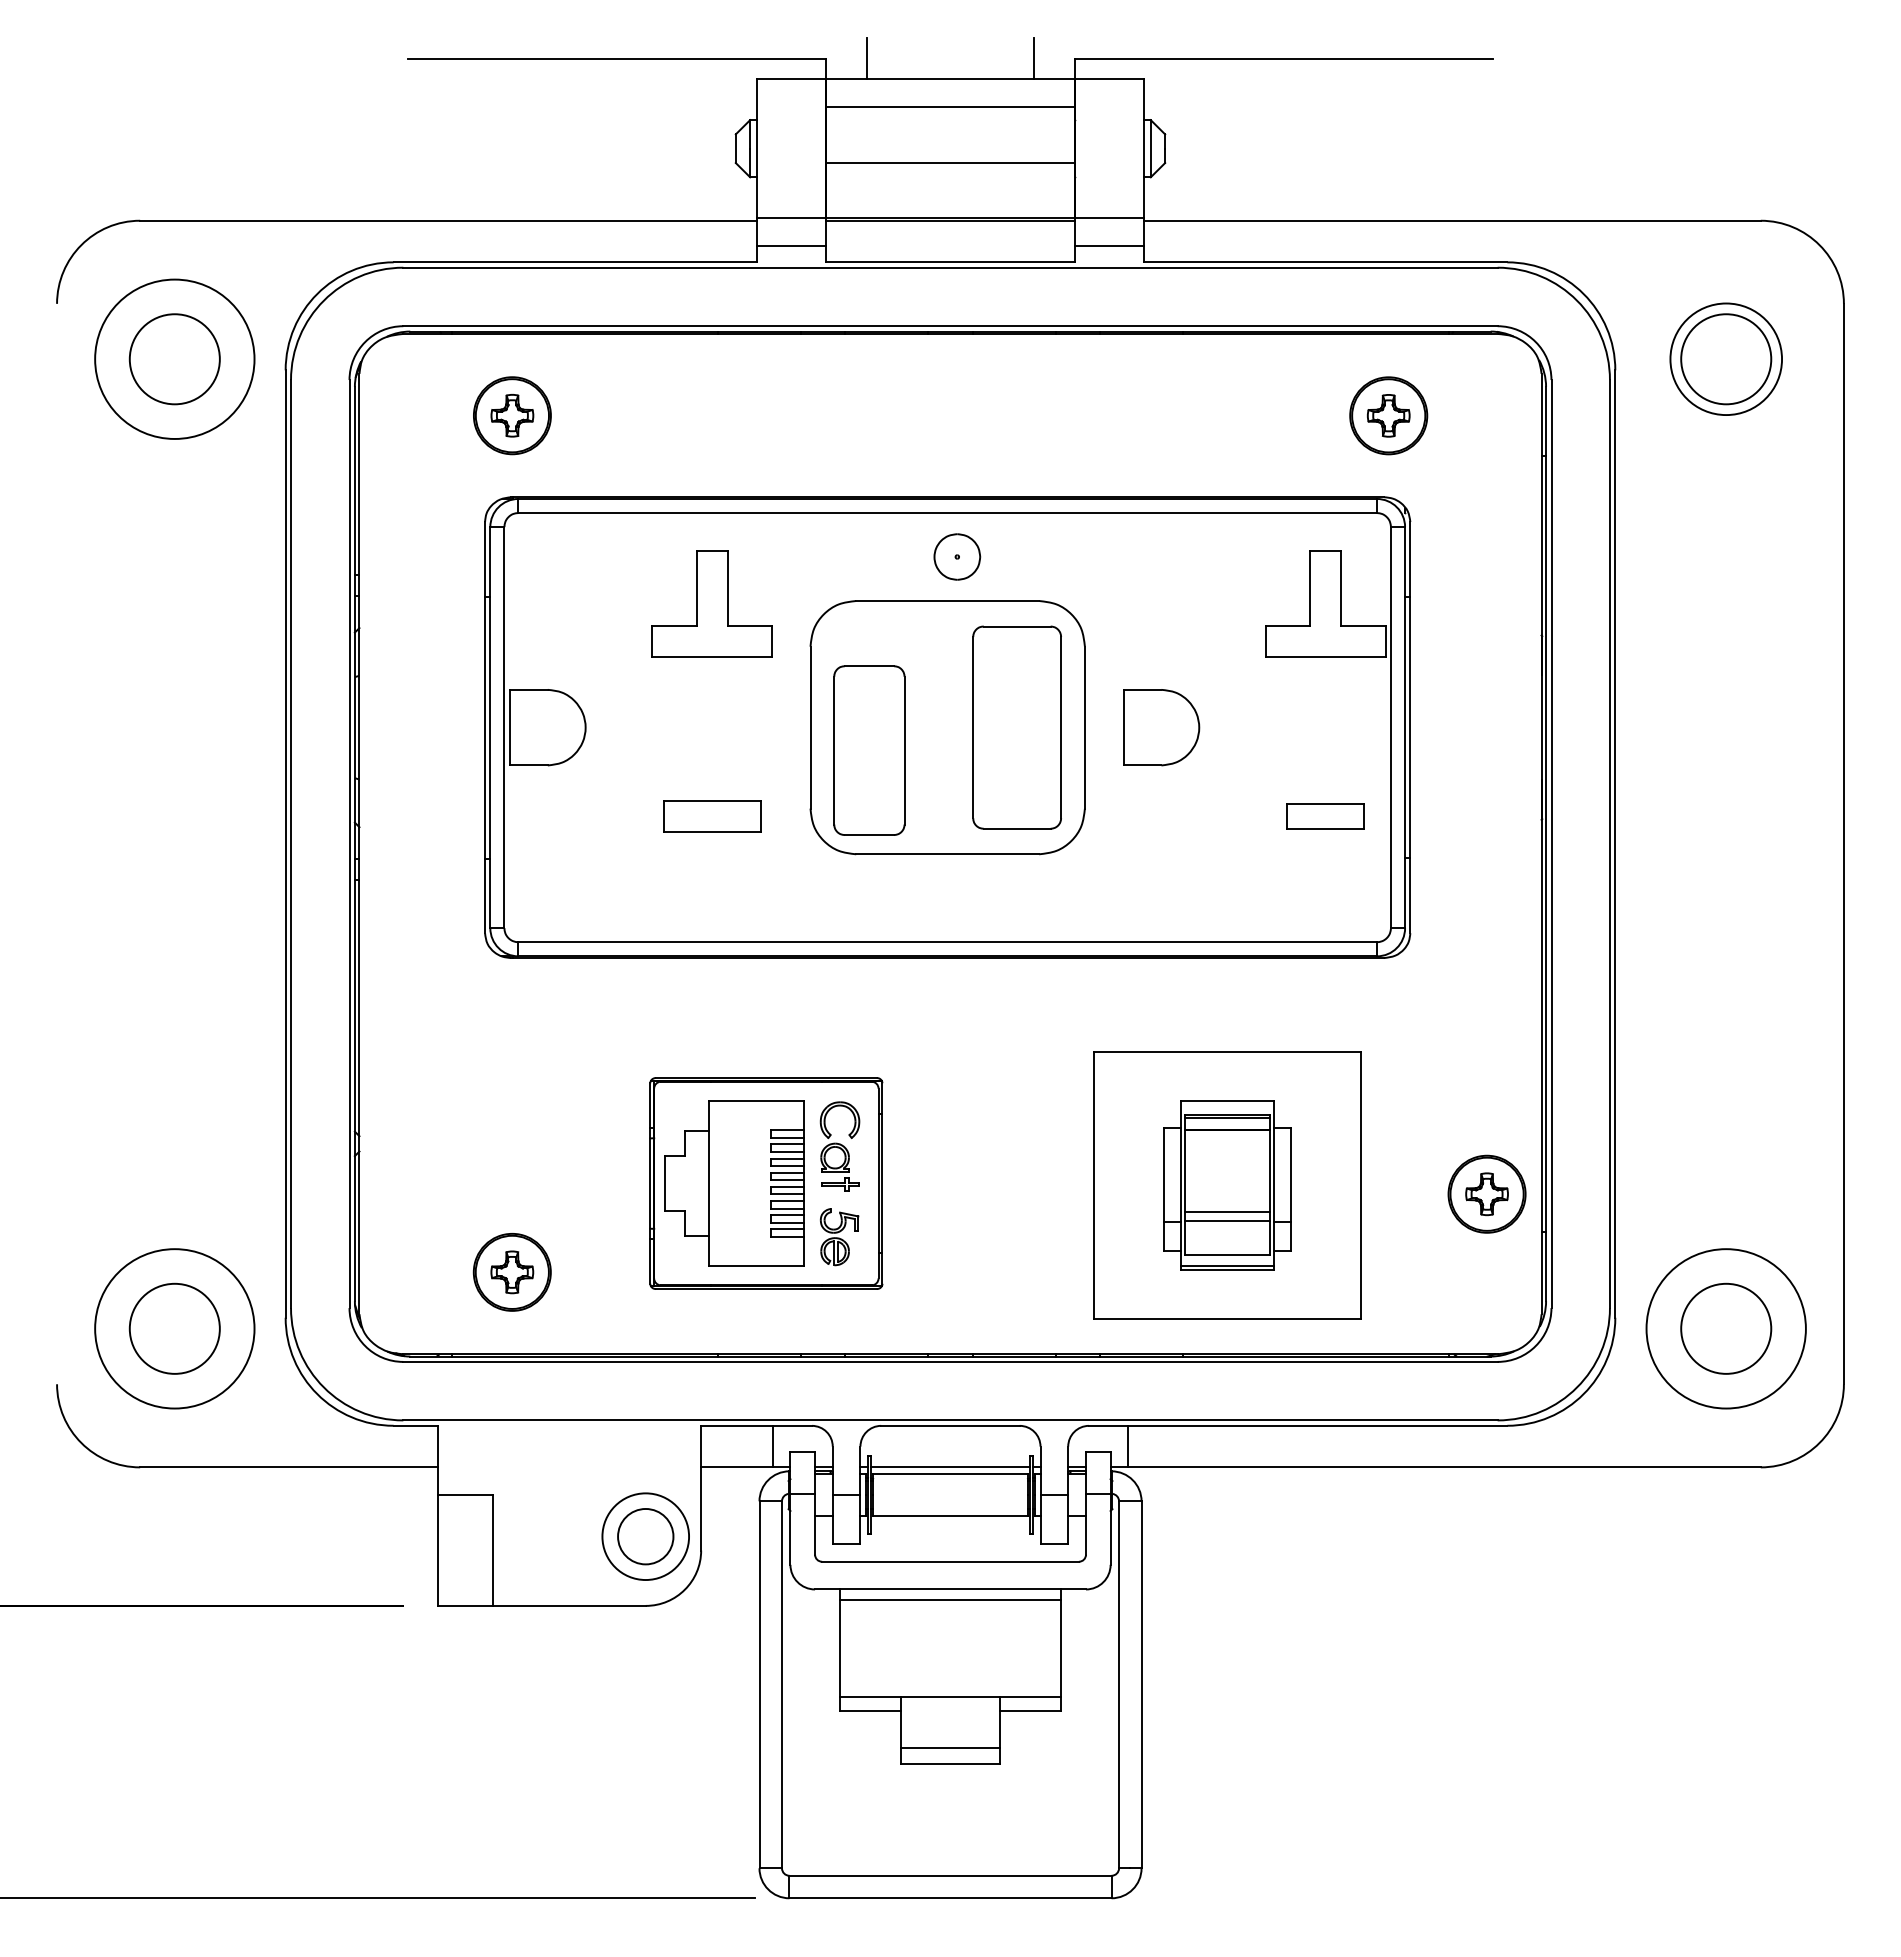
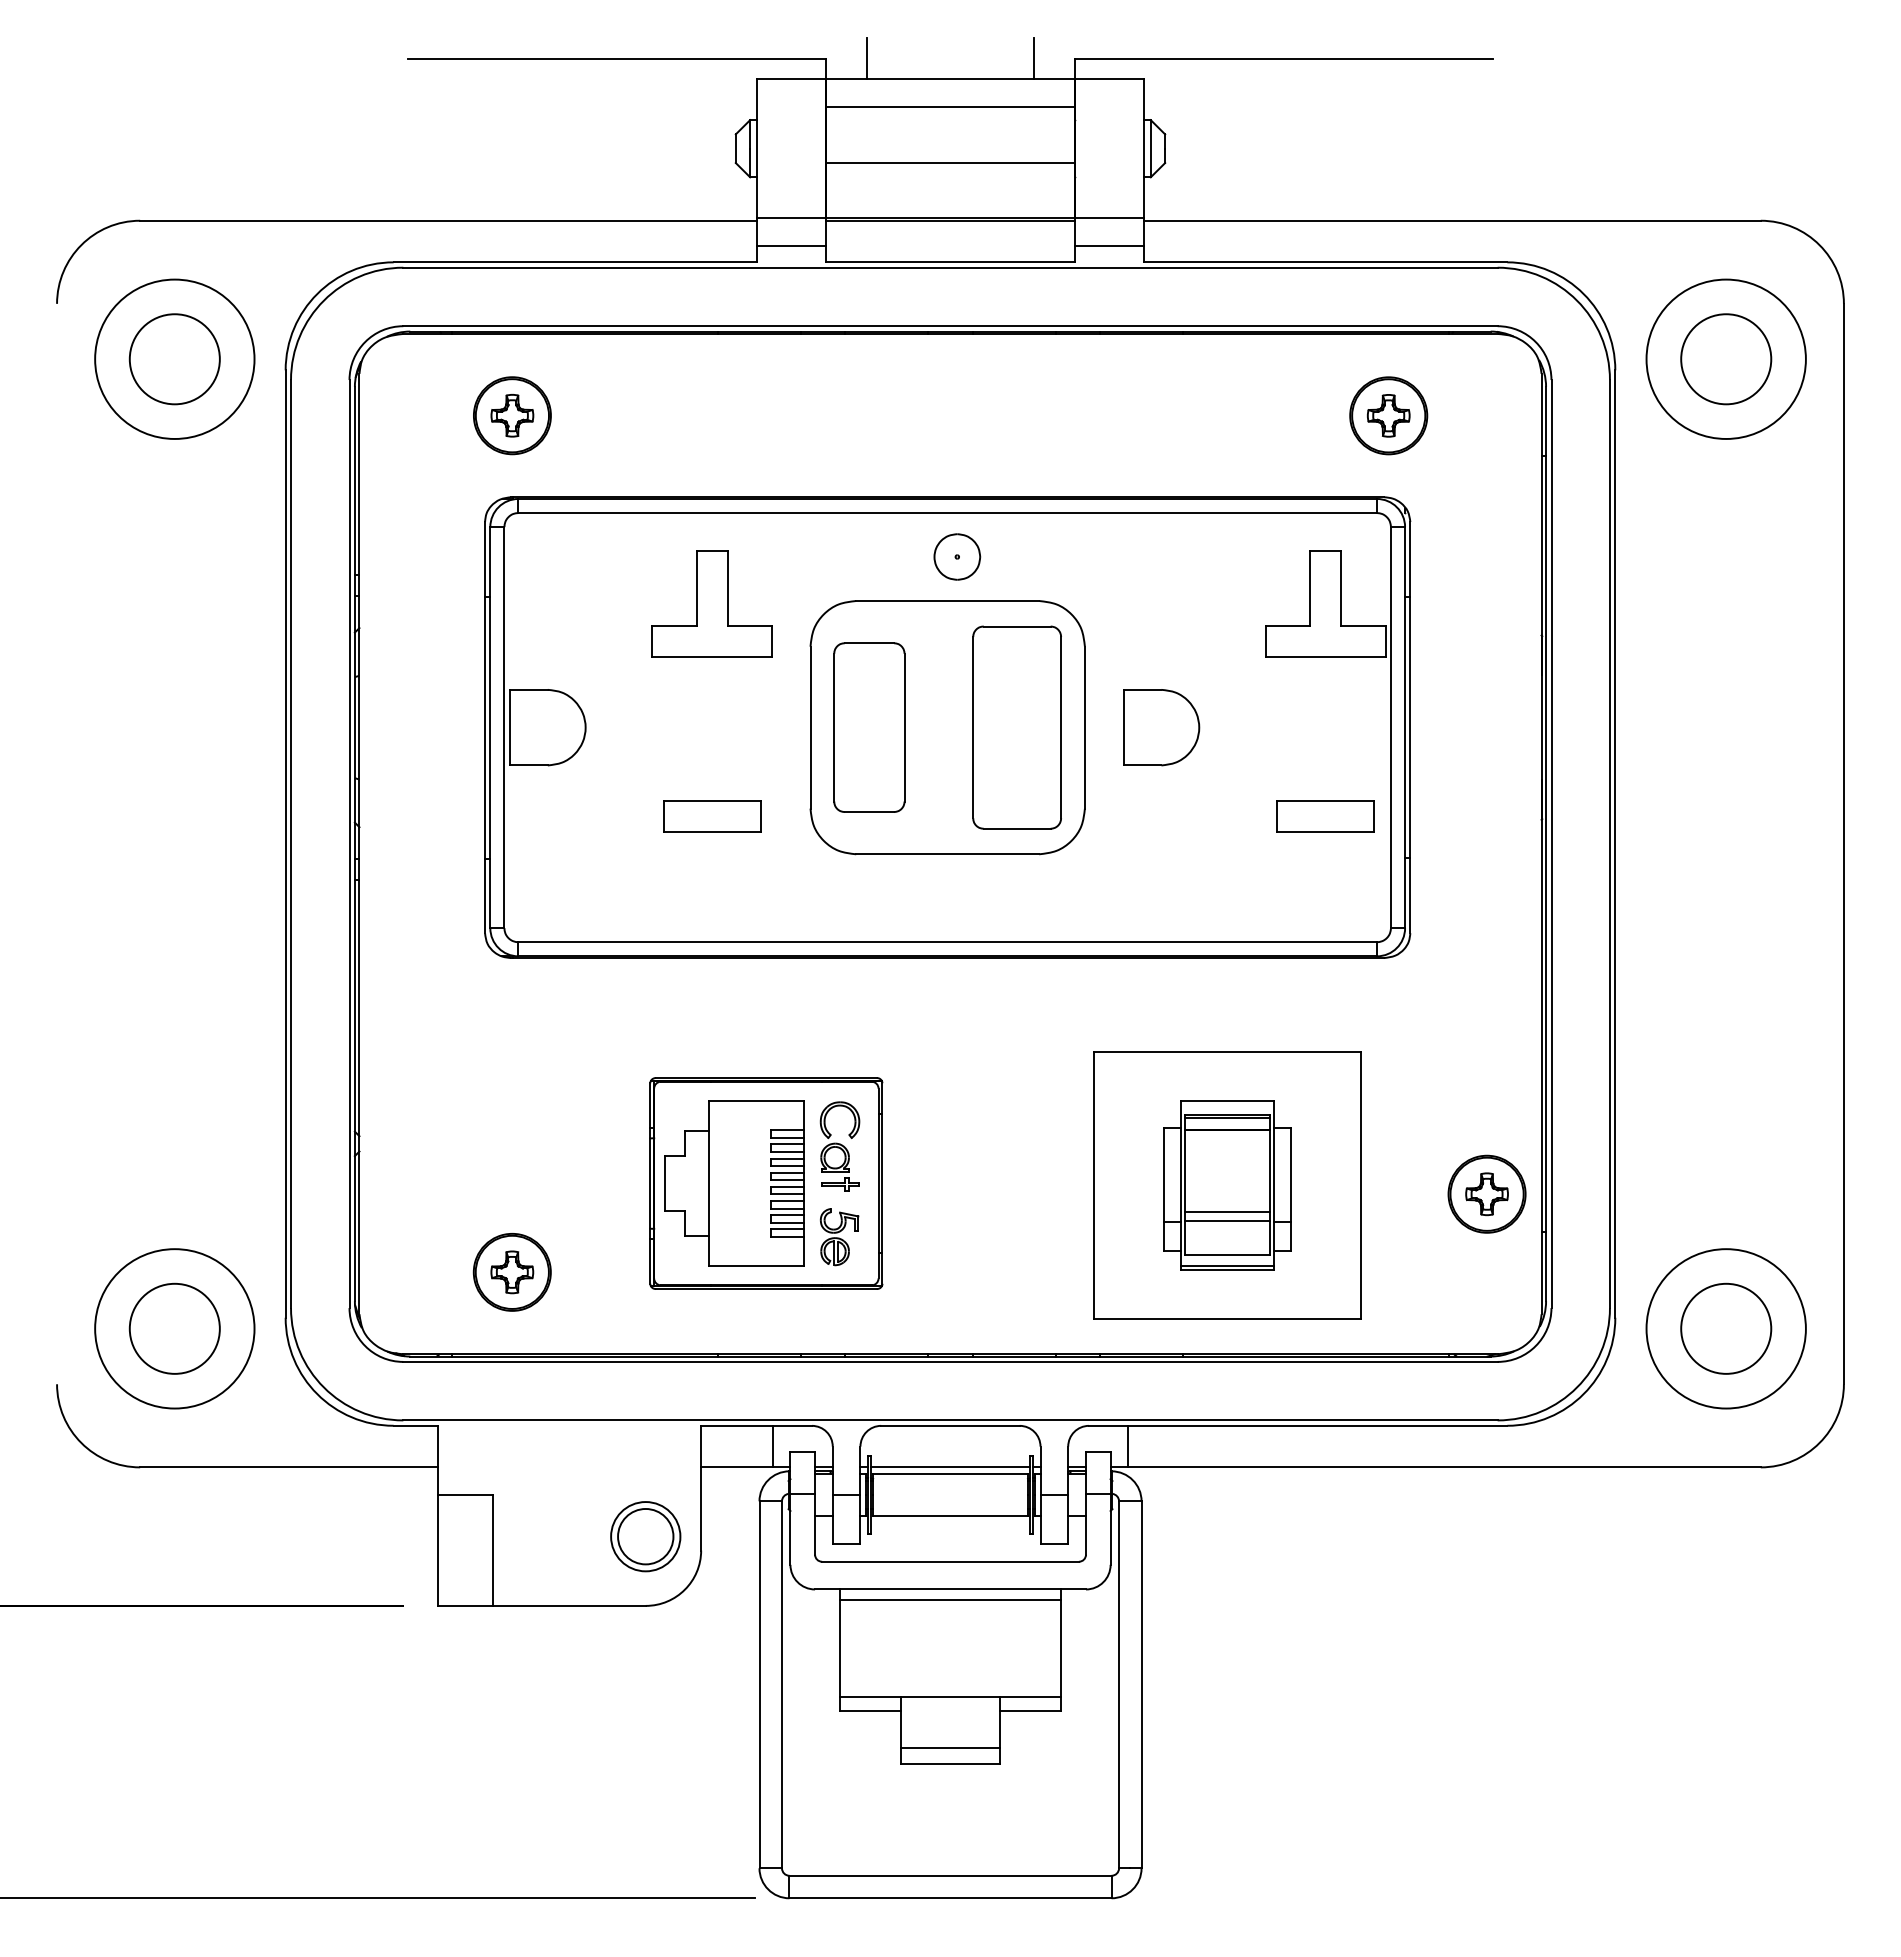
circle diameter: 112 px -> 159 px (1725, 358)
part position: (869, 750) -> (869, 727) (869, 727)
part size: 79x27 px -> 99x33 px (1325, 816)
circle diameter: 87 px -> 69 px (645, 1536)
